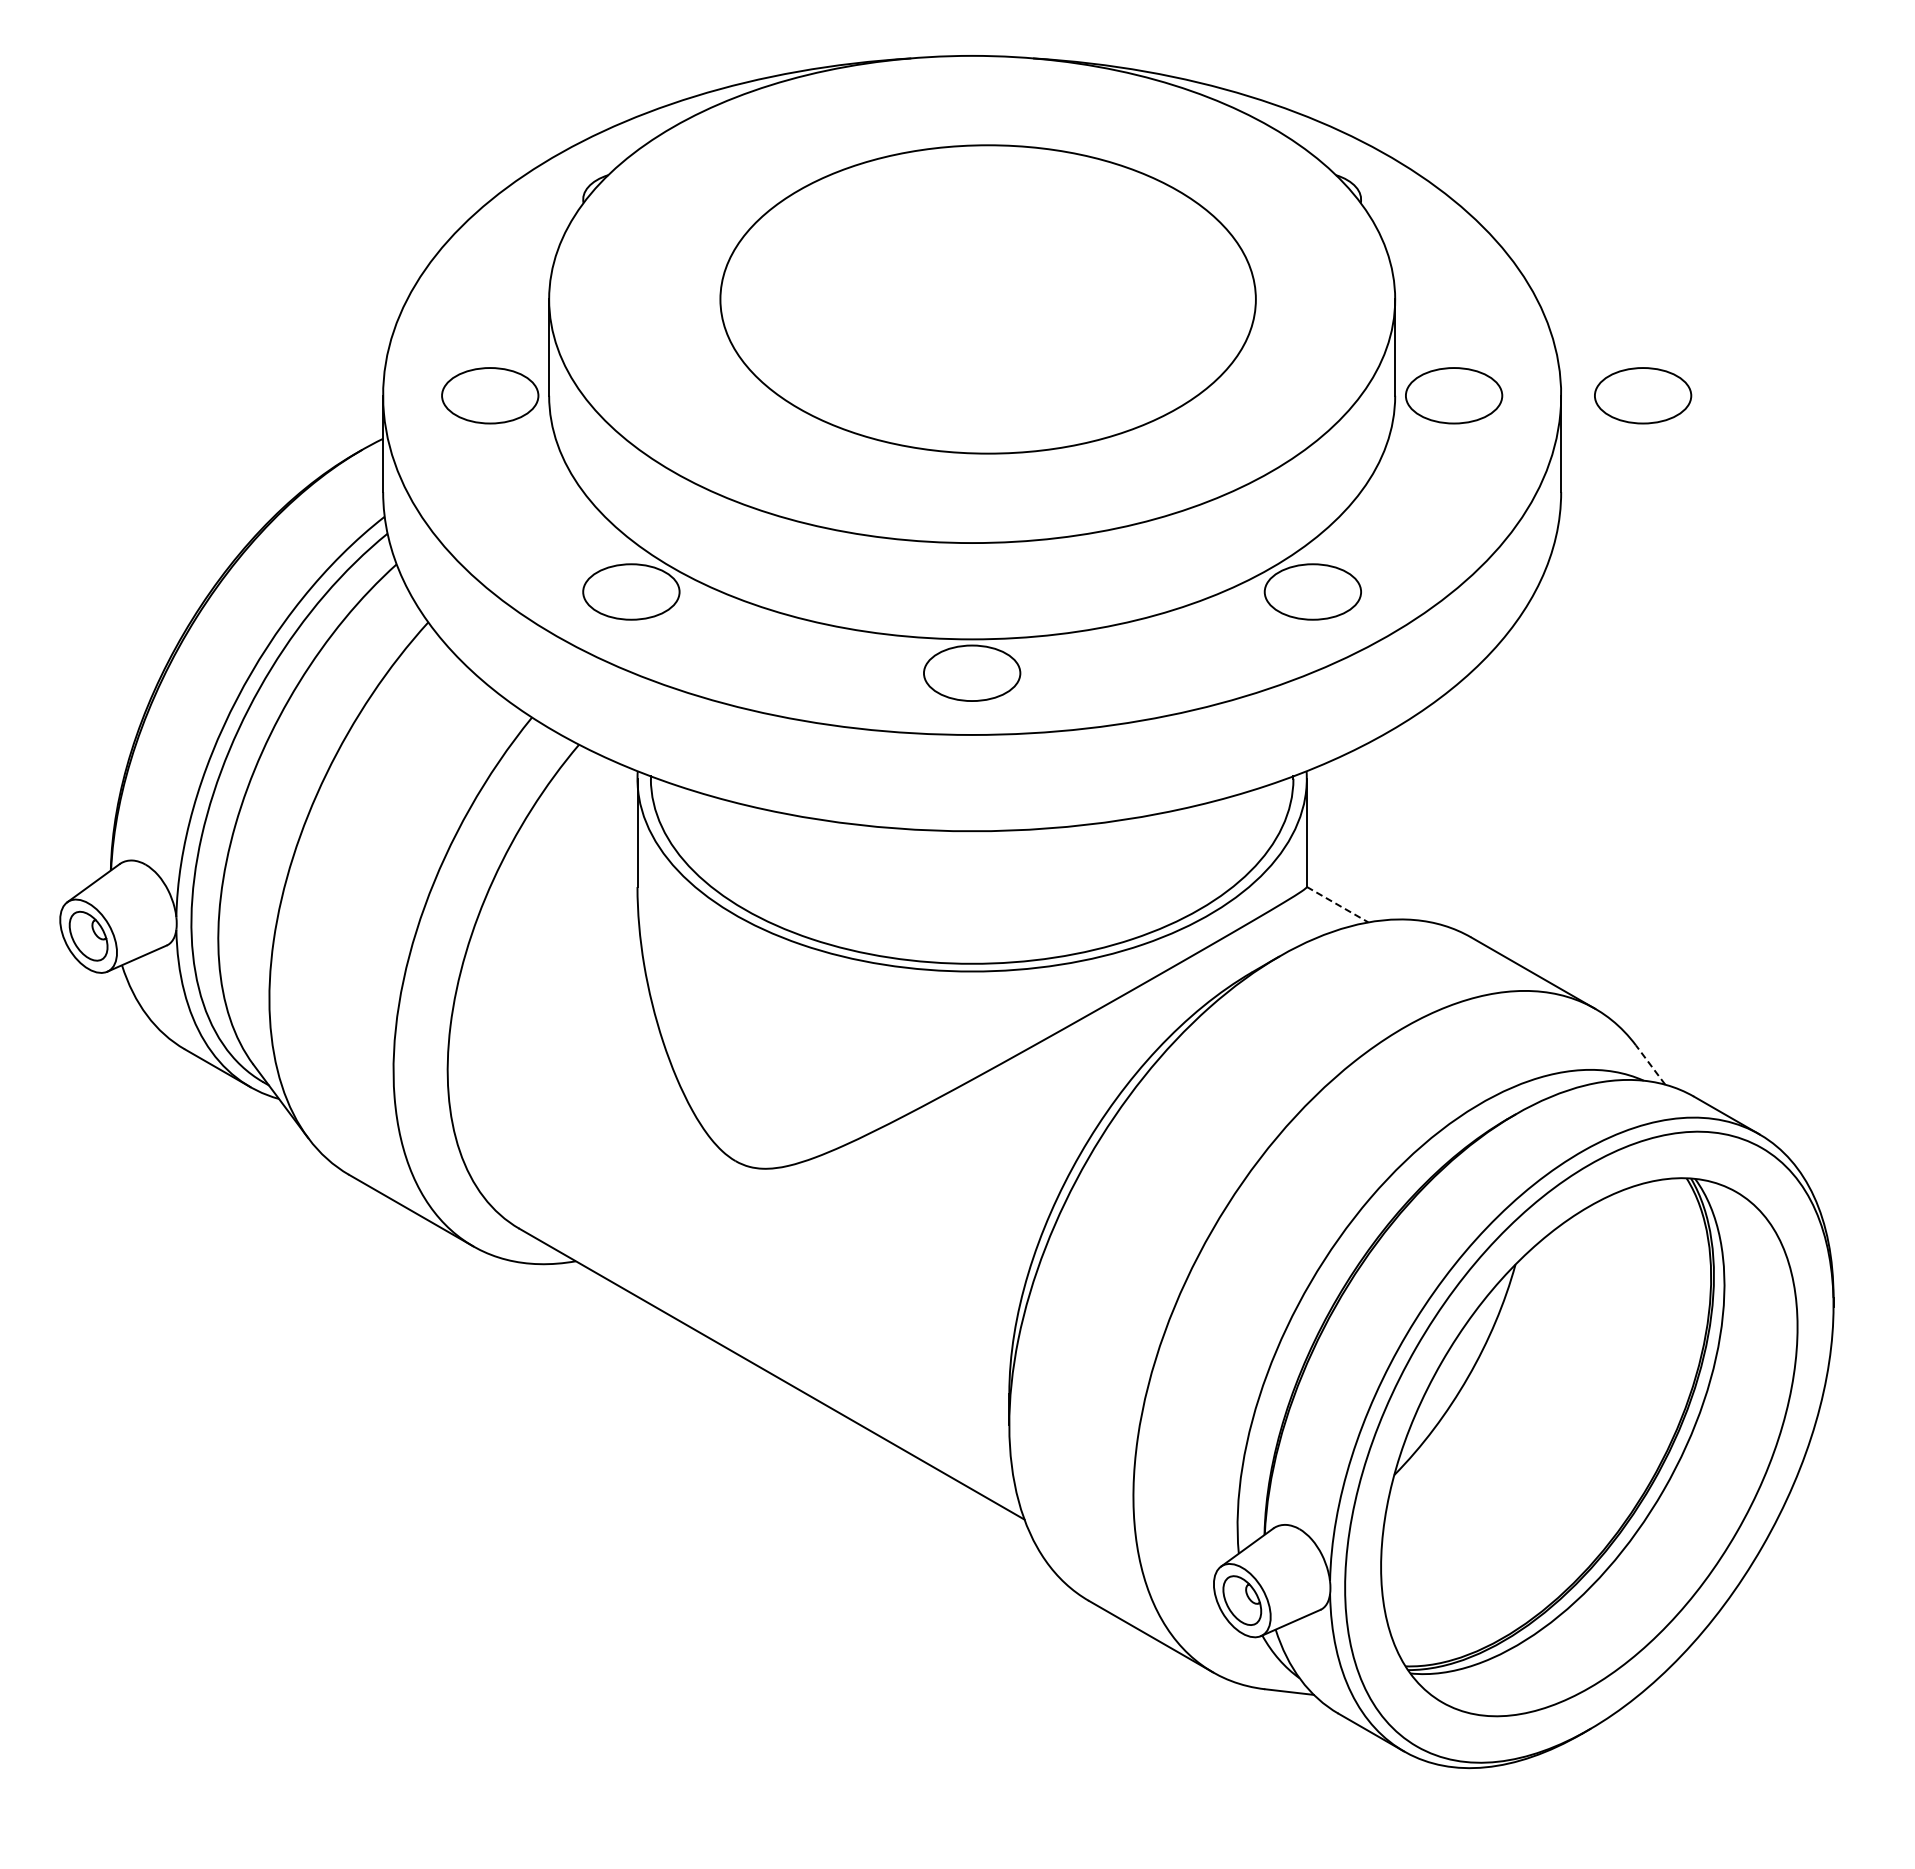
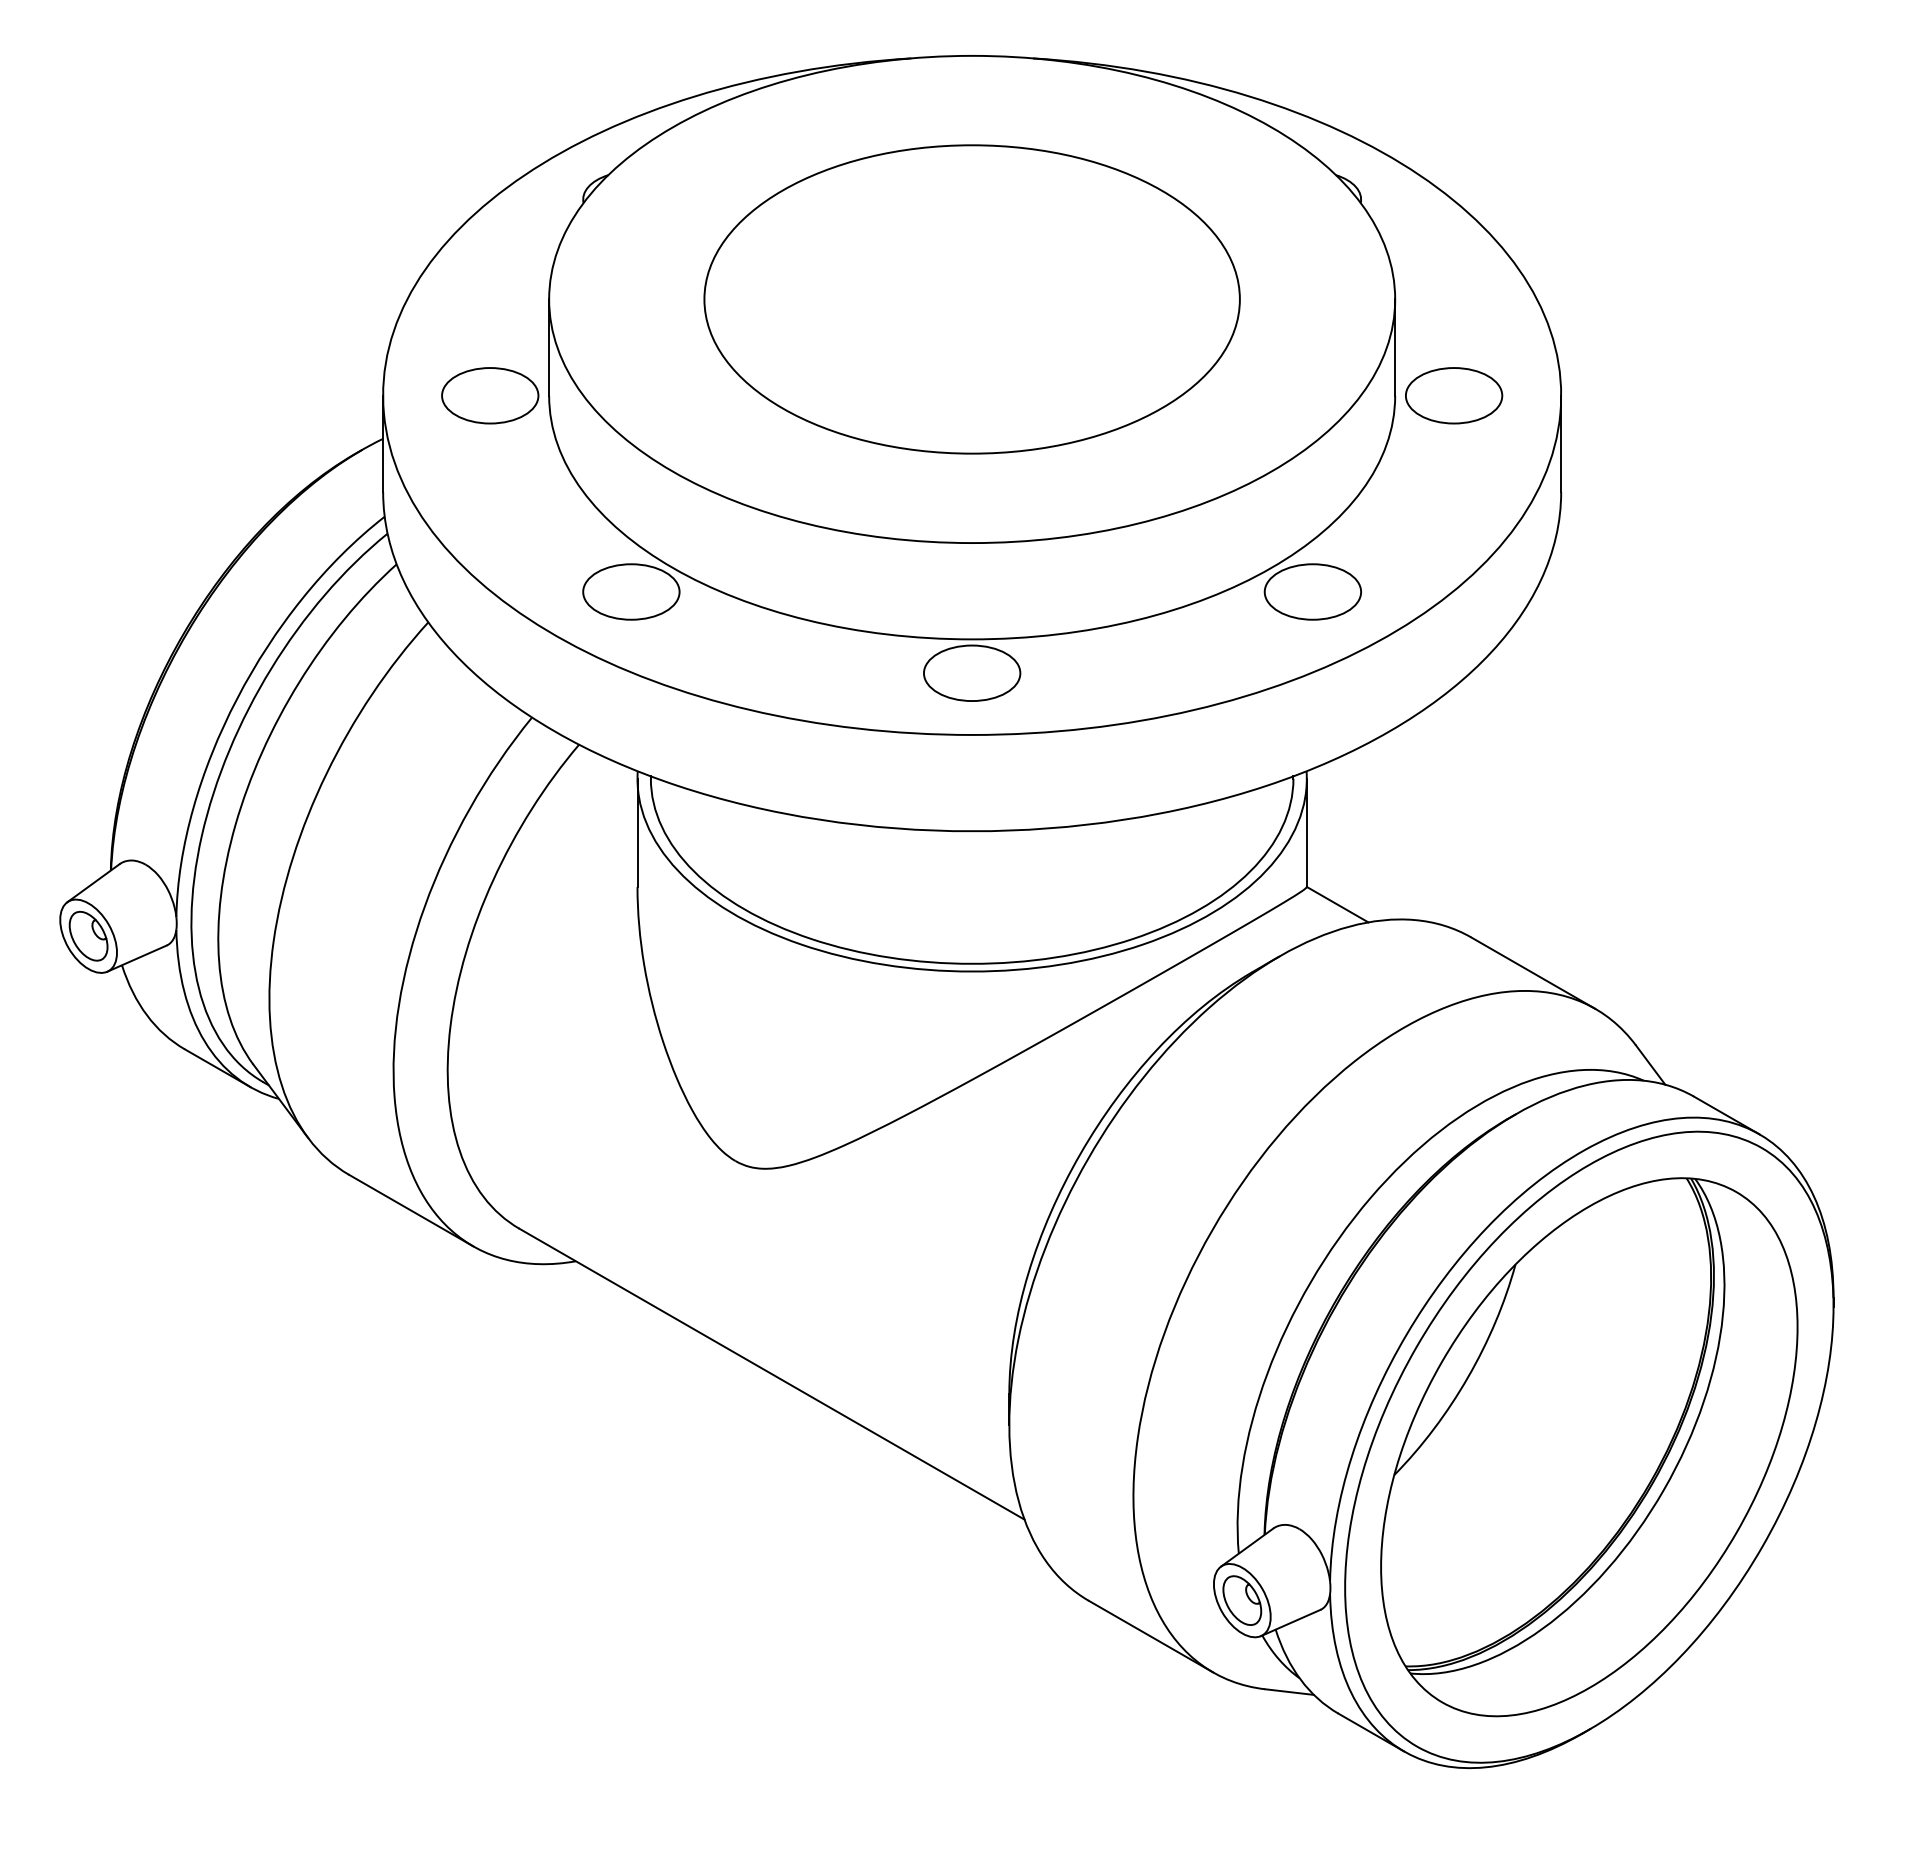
part position: (987, 299) -> (971, 299) (971, 299)
part: present -> none (1643, 395)
line: dashed -> solid (1337, 904)
line: dashed -> solid (1650, 1065)
